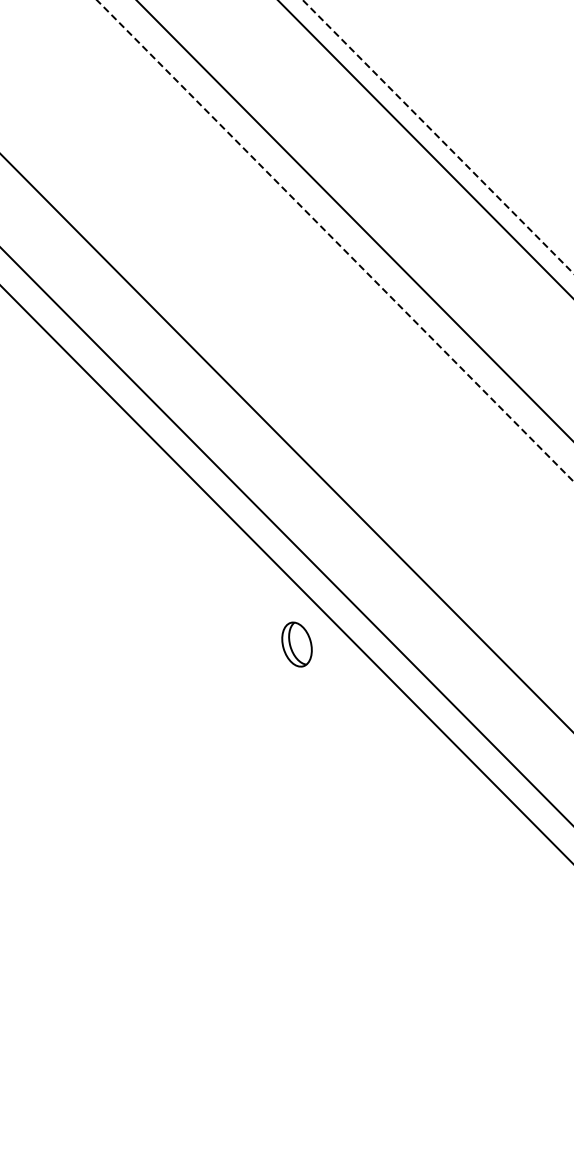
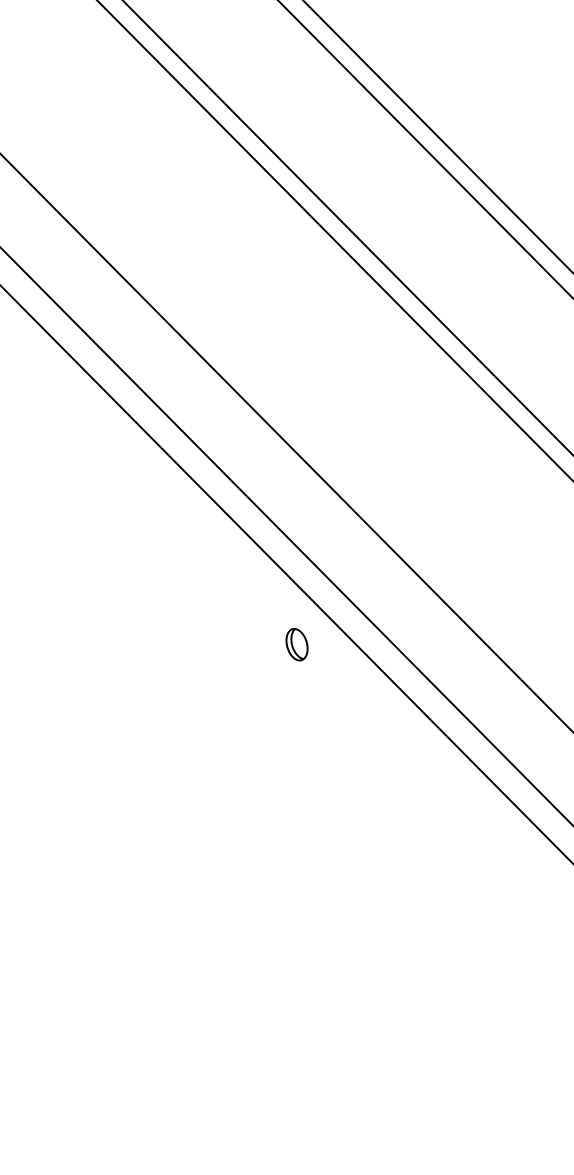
line: dashed -> solid (438, 137)
line position: (354, 220) -> (347, 227) (347, 227)
line: dashed -> solid (335, 240)
part size: 32x47 px -> 24x34 px (296, 644)
